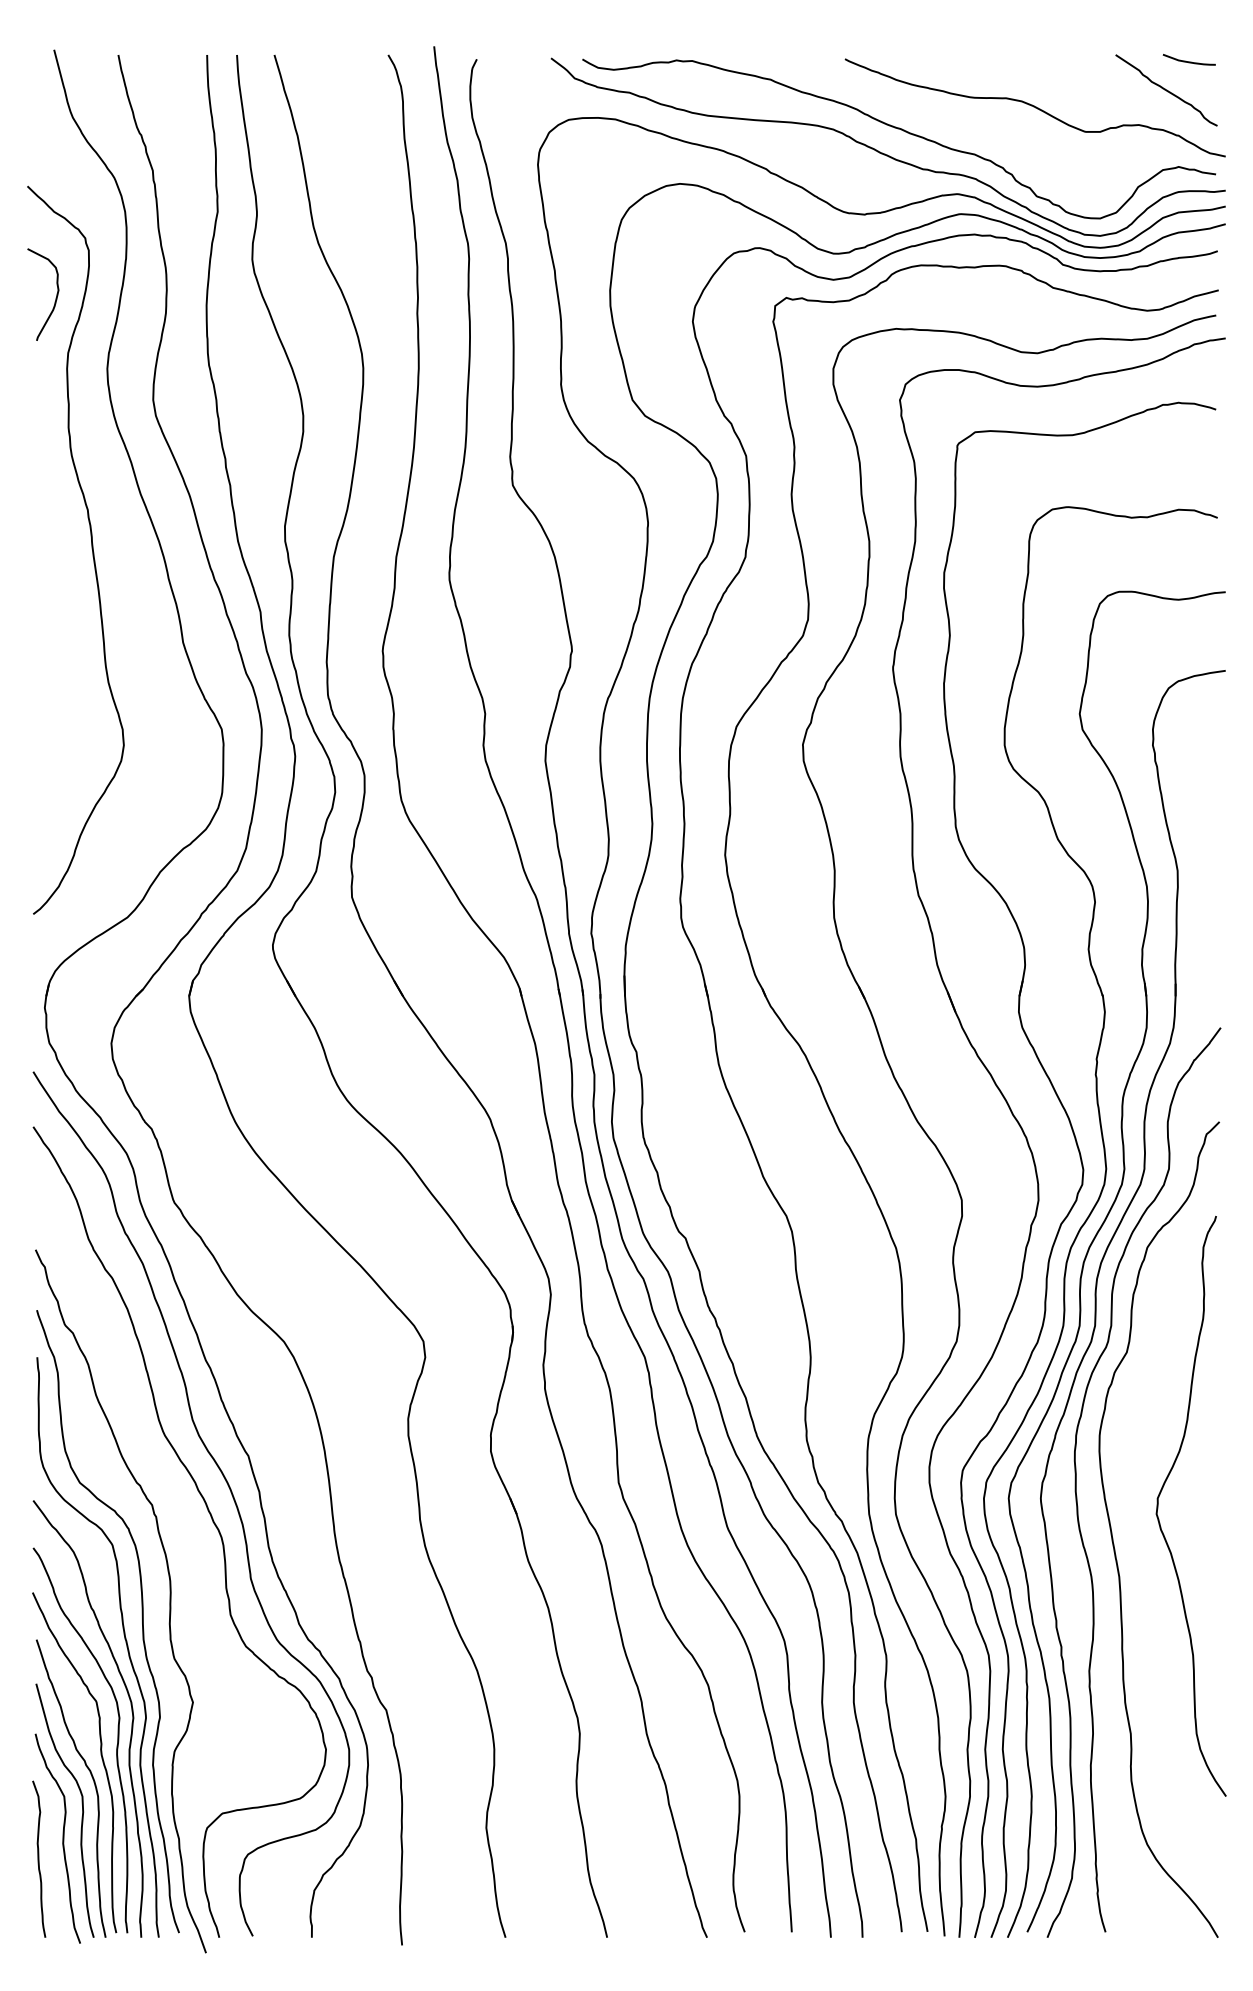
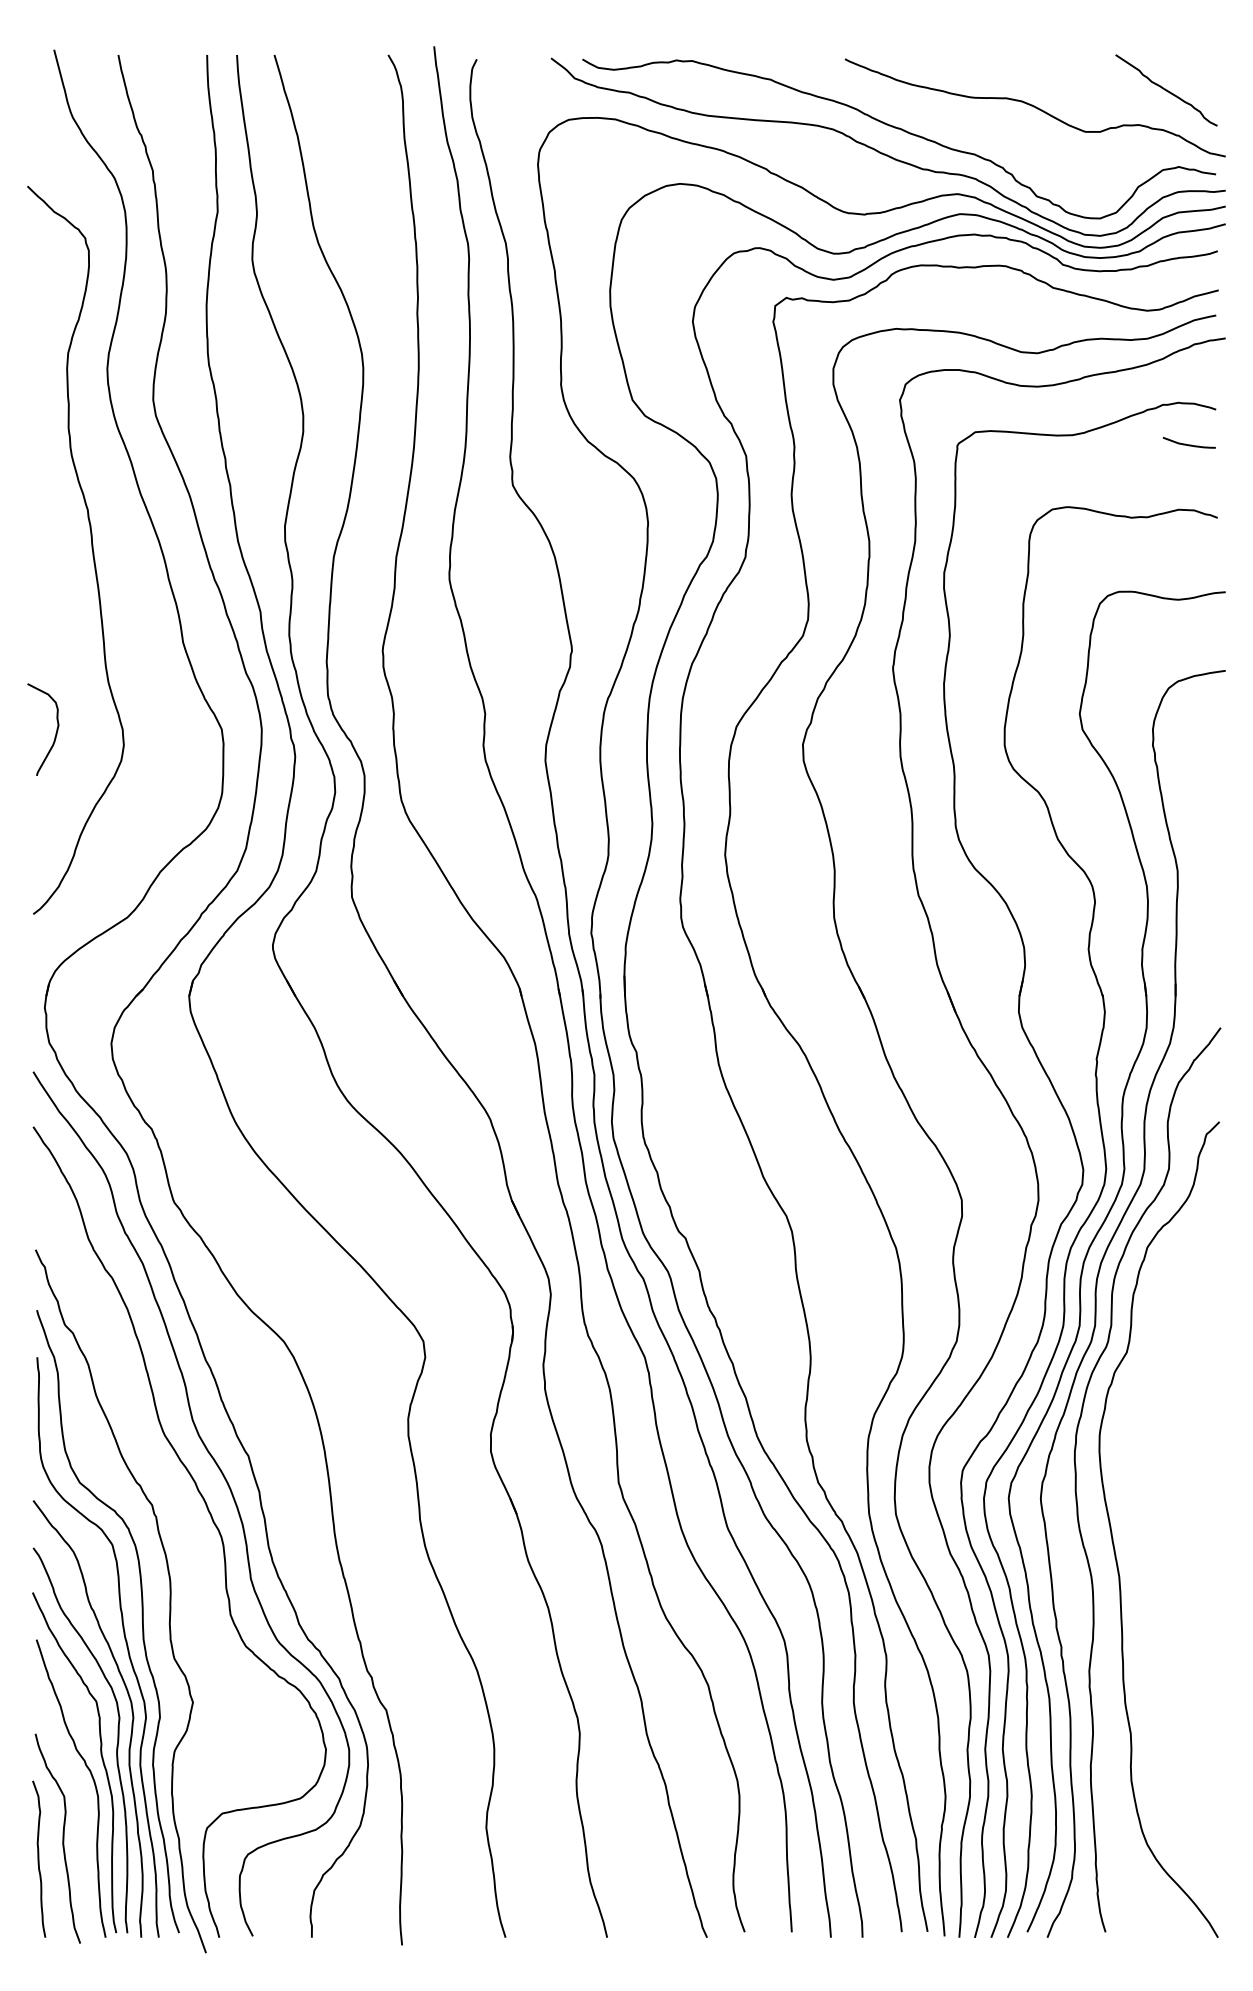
curve position: (1188, 61) -> (1188, 444) (1188, 444)
curve position: (55, 298) -> (55, 733) (55, 733)
curve: present -> none (1158, 1506)
curve: present -> none (82, 1810)
